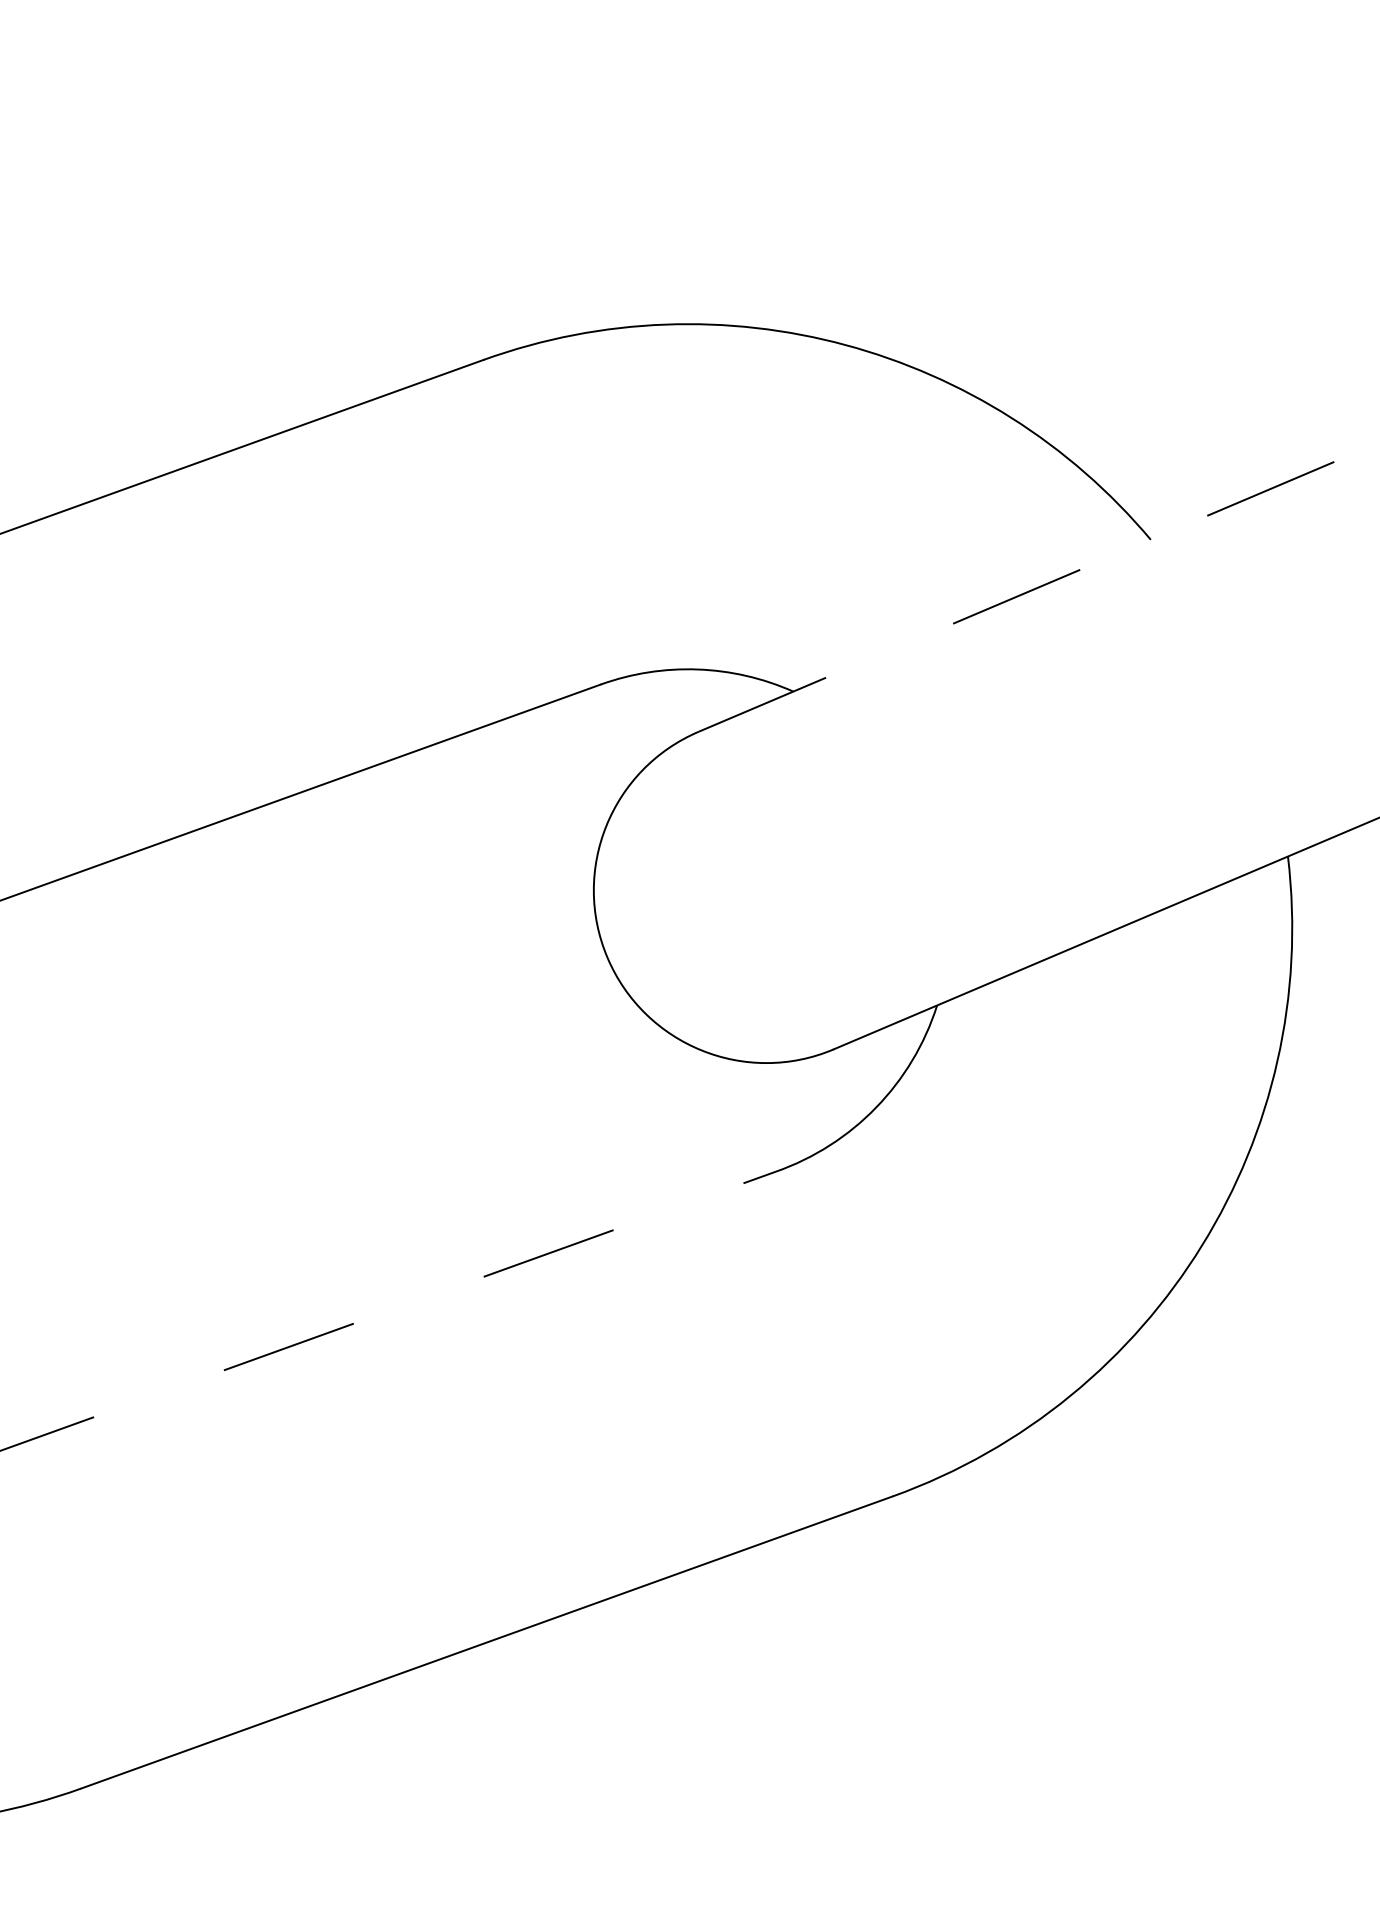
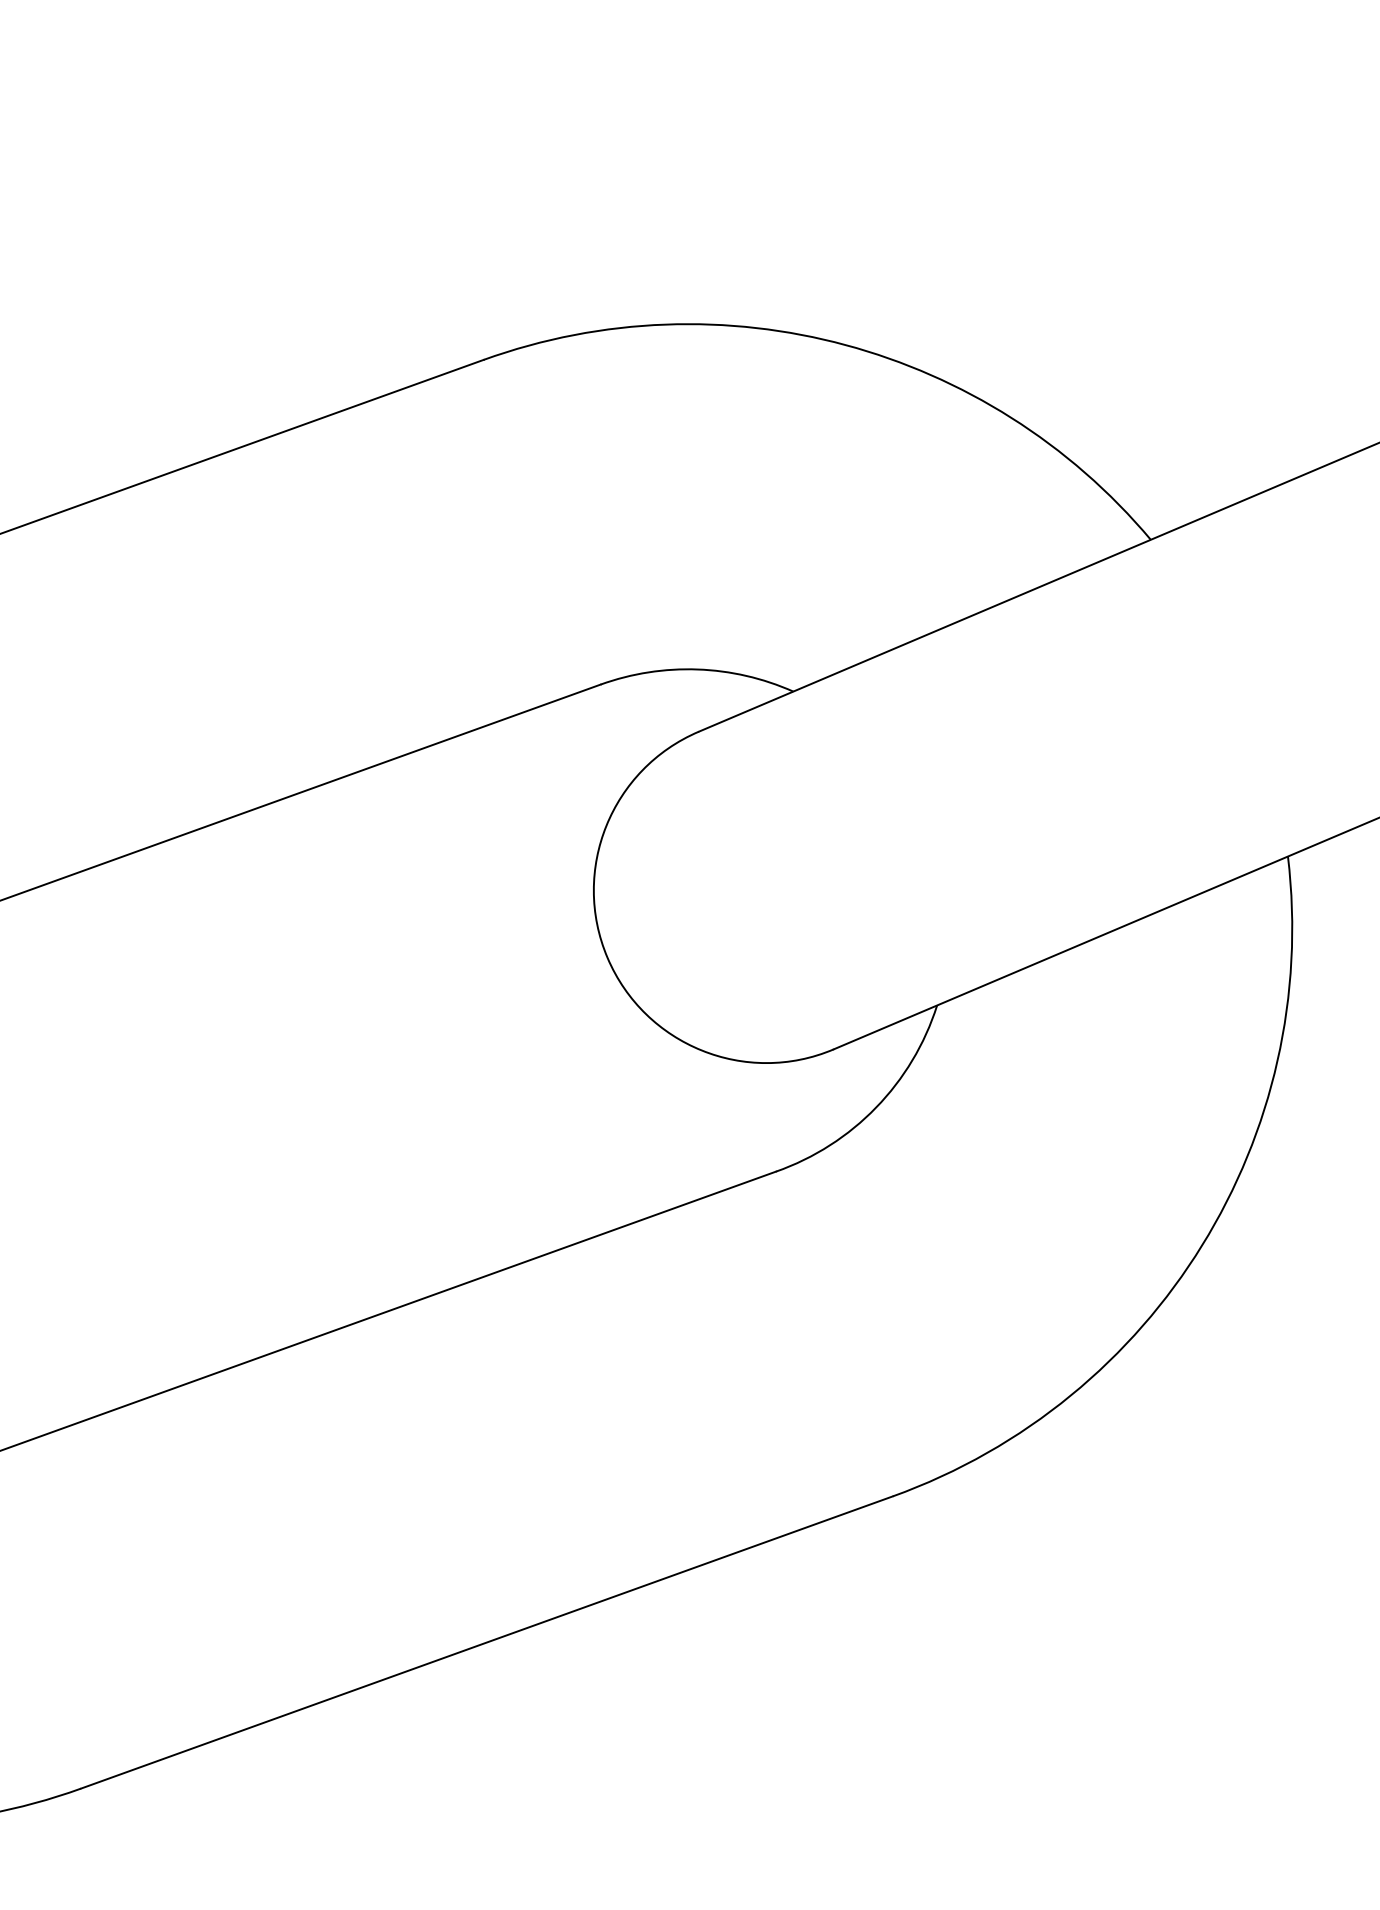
line: dashed -> solid (1039, 587)
line: dashed -> solid (388, 1311)
